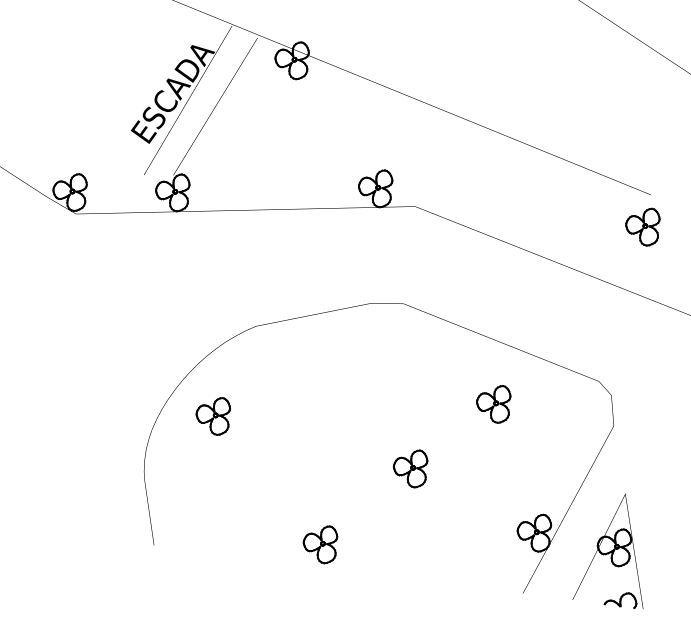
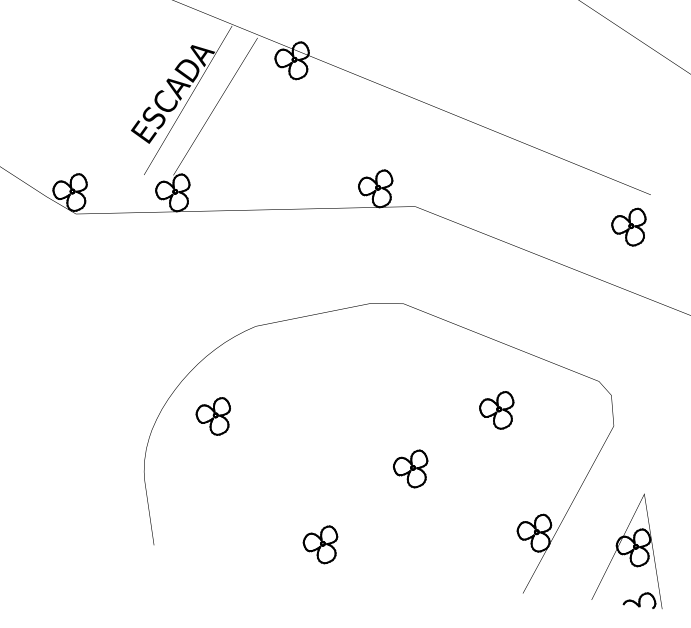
part position: (642, 226) -> (628, 226) (628, 226)
part position: (493, 404) -> (496, 410) (496, 410)
part position: (607, 550) -> (626, 550) (626, 550)
